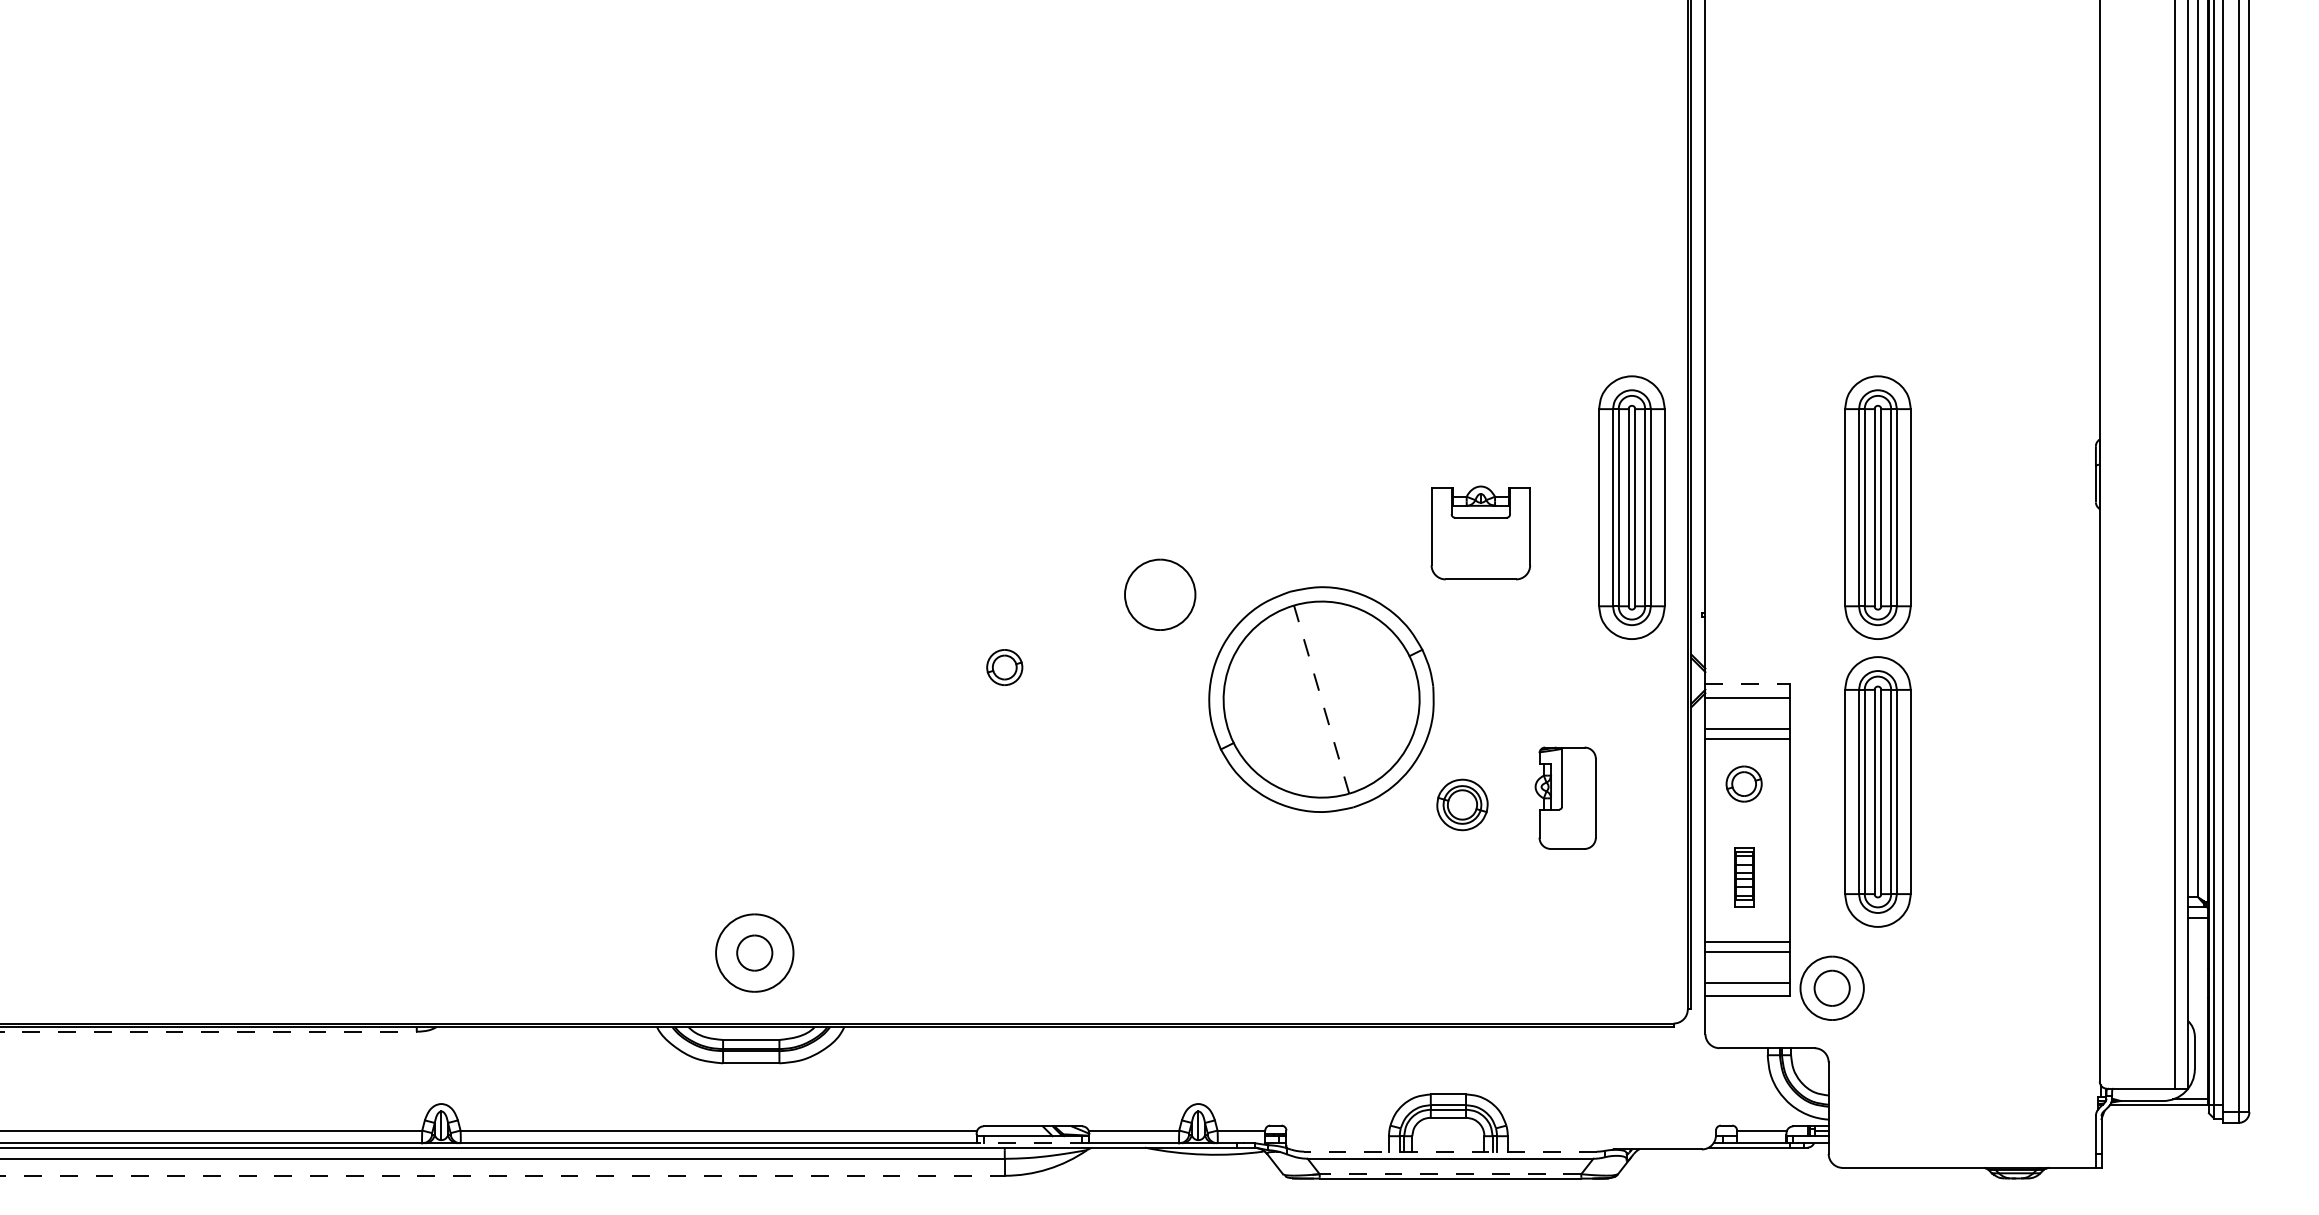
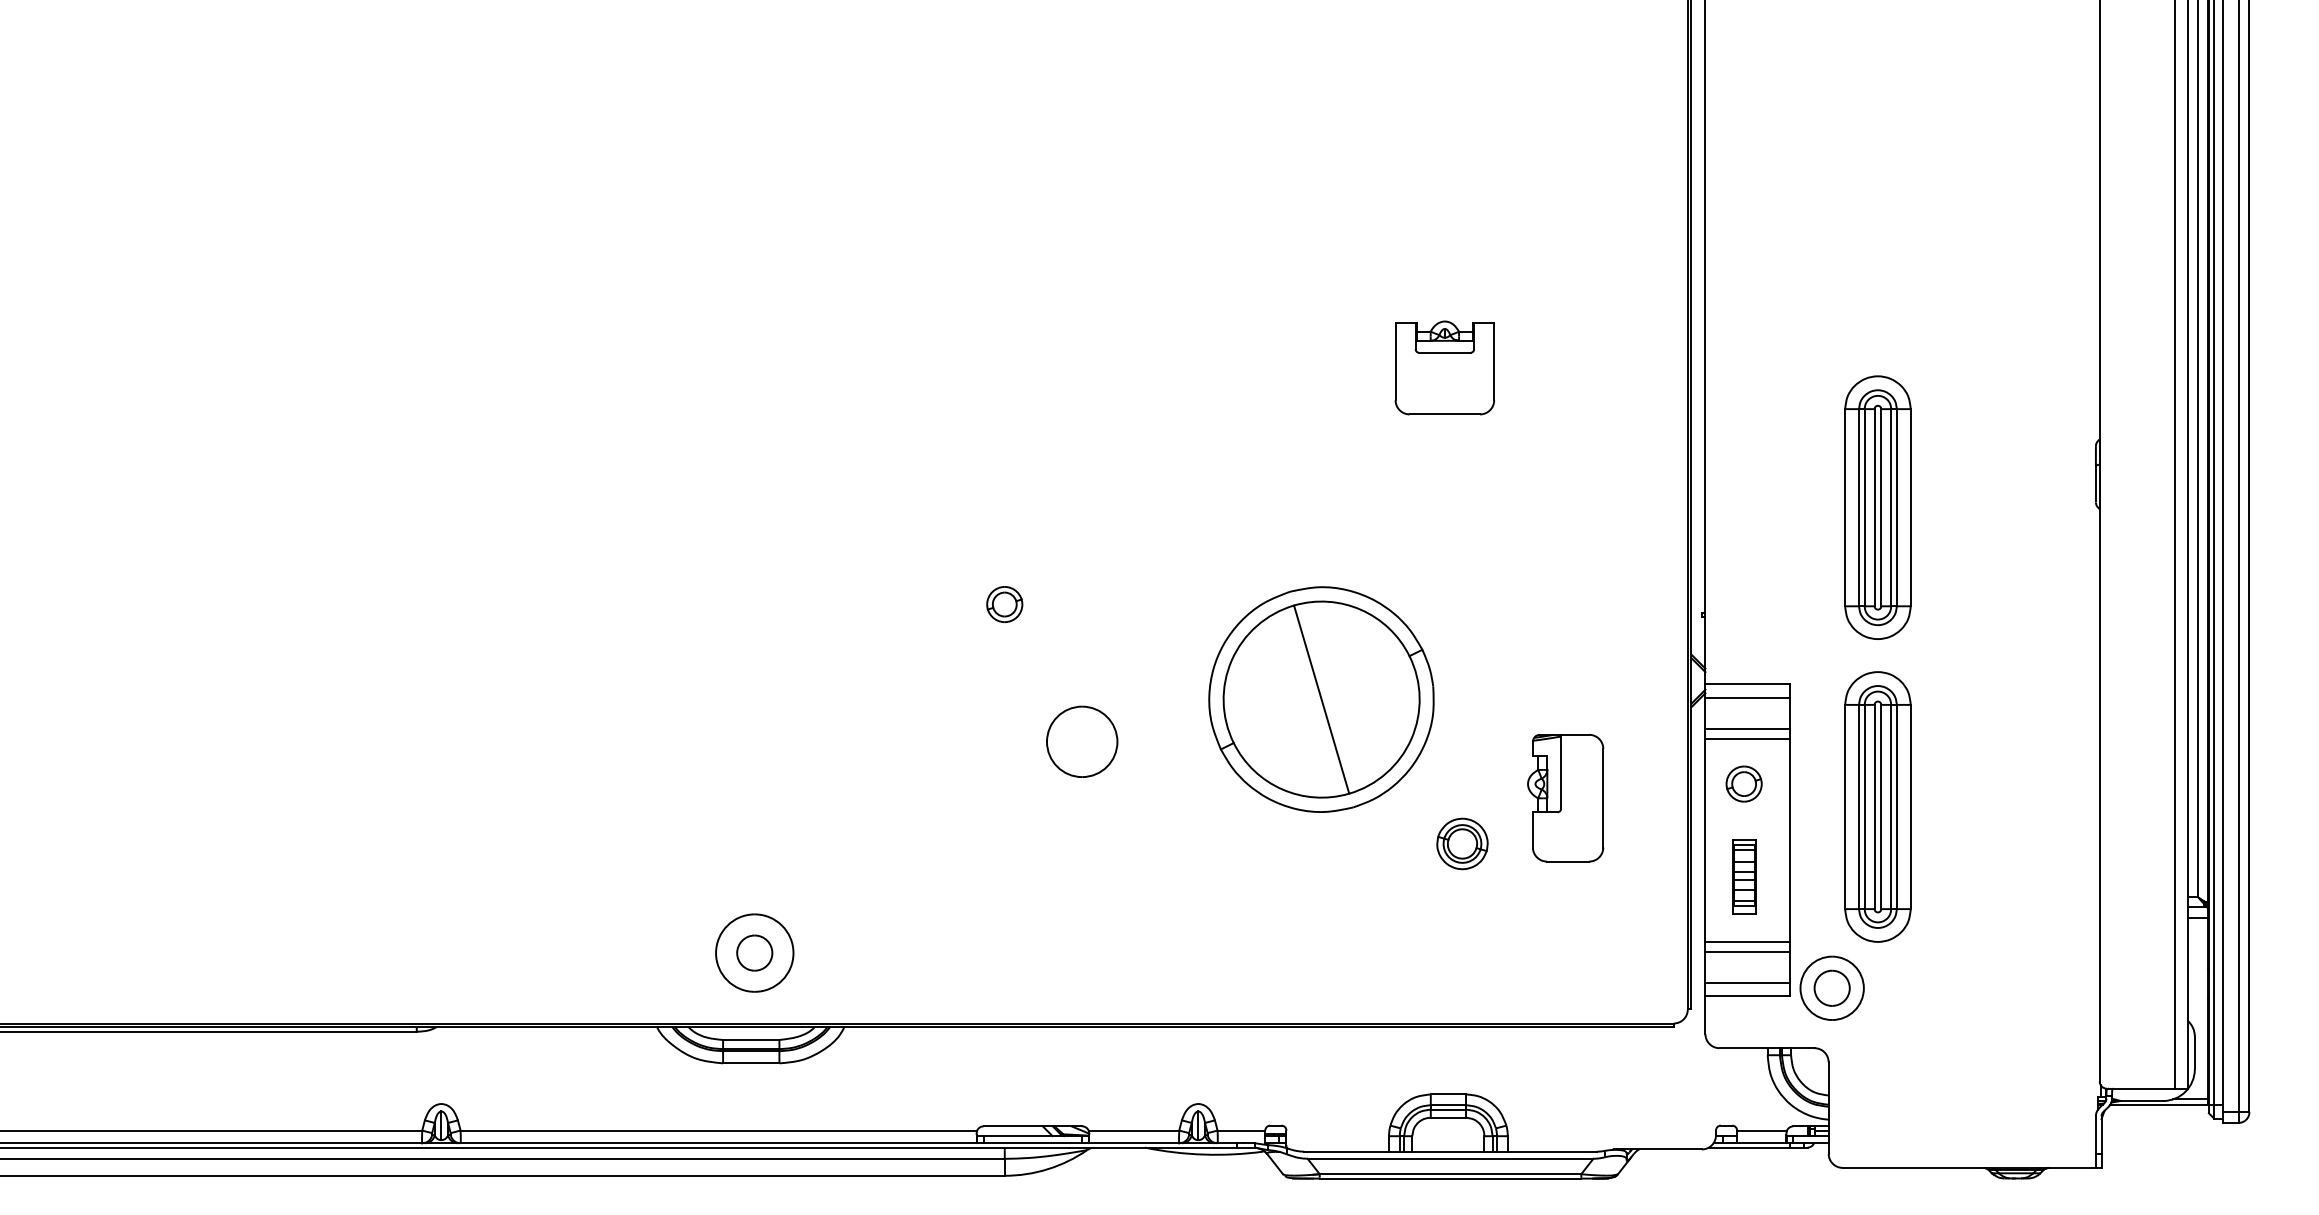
part: present -> none (1631, 507)
part position: (1480, 532) -> (1444, 367) (1444, 367)
part position: (1160, 594) -> (1082, 741) (1082, 741)
part position: (1004, 667) -> (1004, 604) (1004, 604)
line: dashed -> solid (1748, 684)
line: dashed -> solid (1321, 699)
part position: (1877, 791) -> (1877, 806) (1877, 806)
part size: 63x104 px -> 78x129 px (1565, 798)
part position: (1462, 804) -> (1462, 843) (1462, 843)
part size: 21x61 px -> 25x76 px (1744, 876)
line: dashed -> solid (208, 1031)
line: dashed -> solid (1032, 1143)
line: dashed -> solid (1450, 1151)
line: dashed -> solid (1450, 1174)
line: dashed -> solid (502, 1175)
